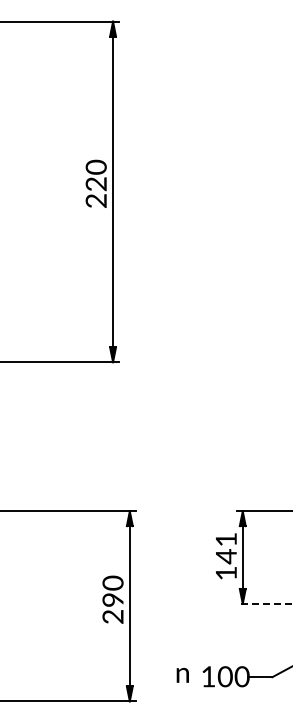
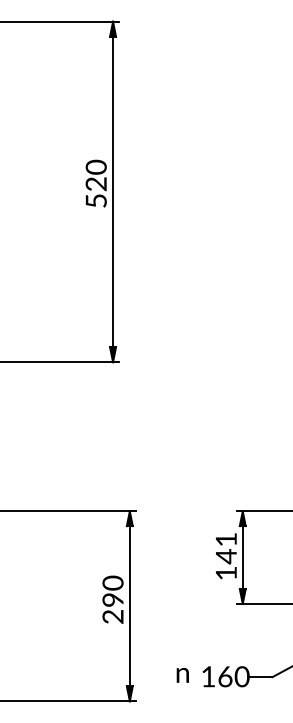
text: 220 -> 520 (95, 200)
line: dashed -> solid (264, 603)
text: 100 -> 160 (224, 676)
